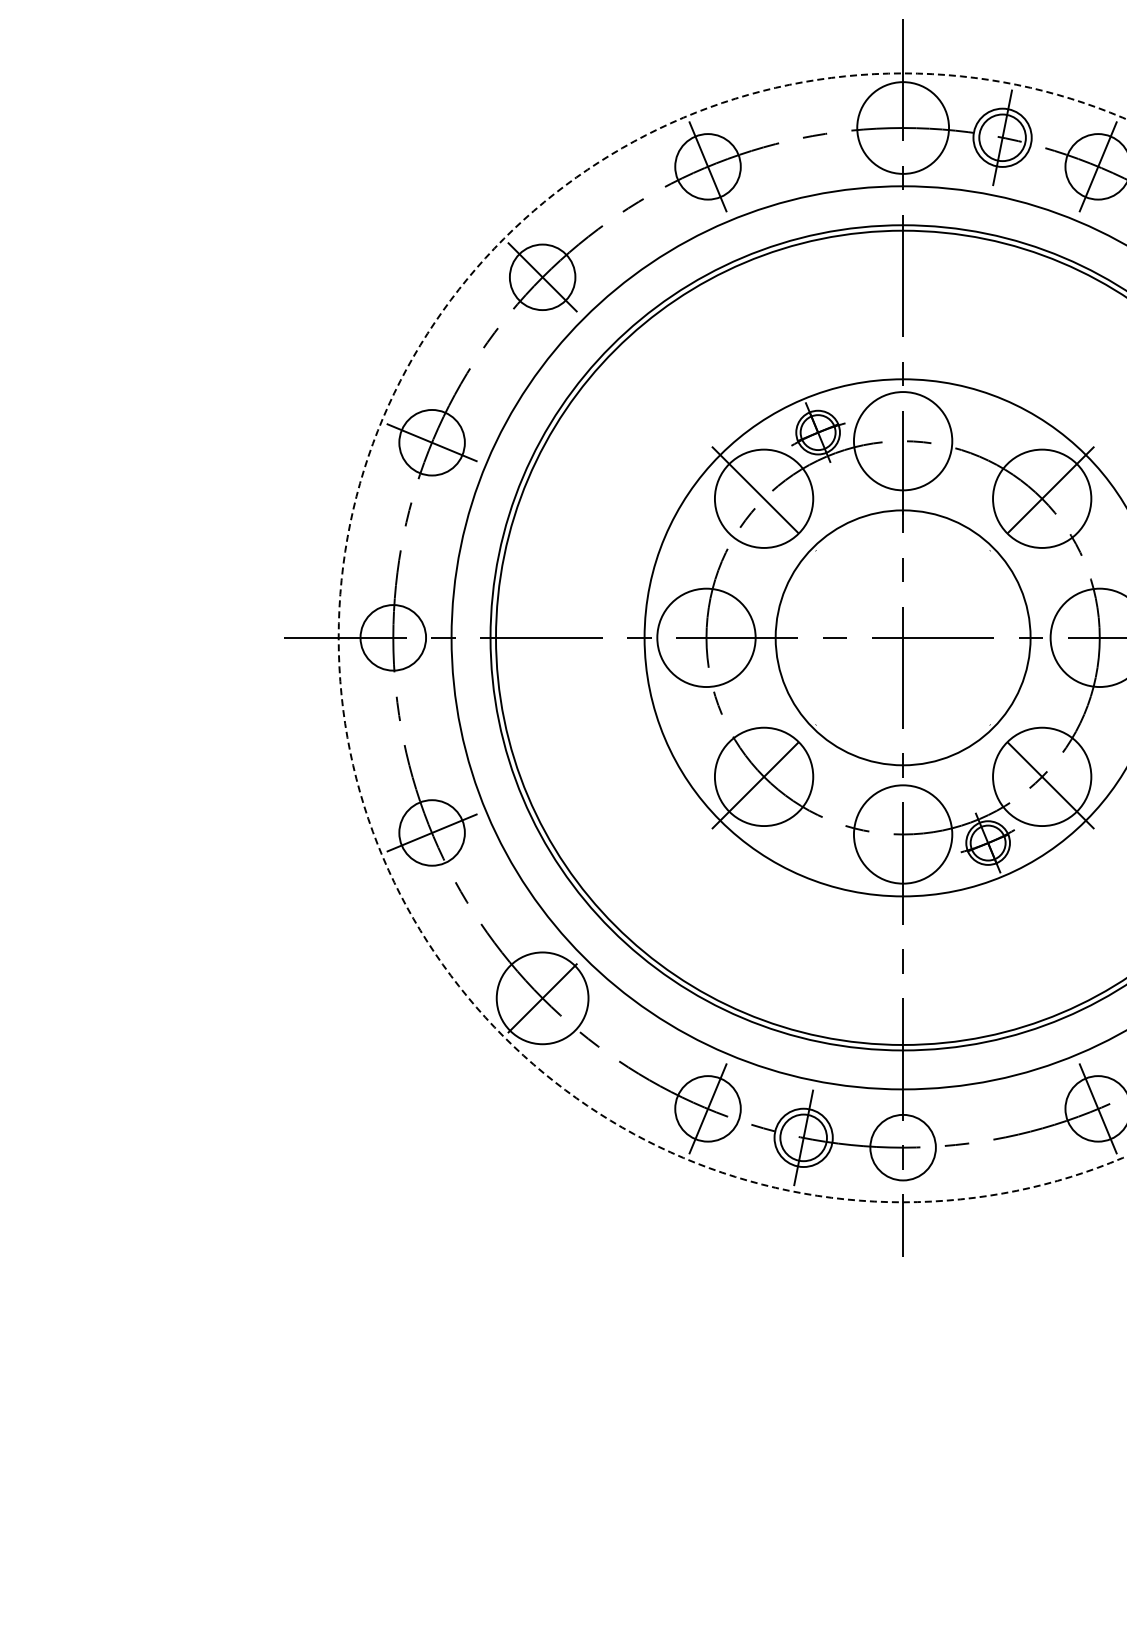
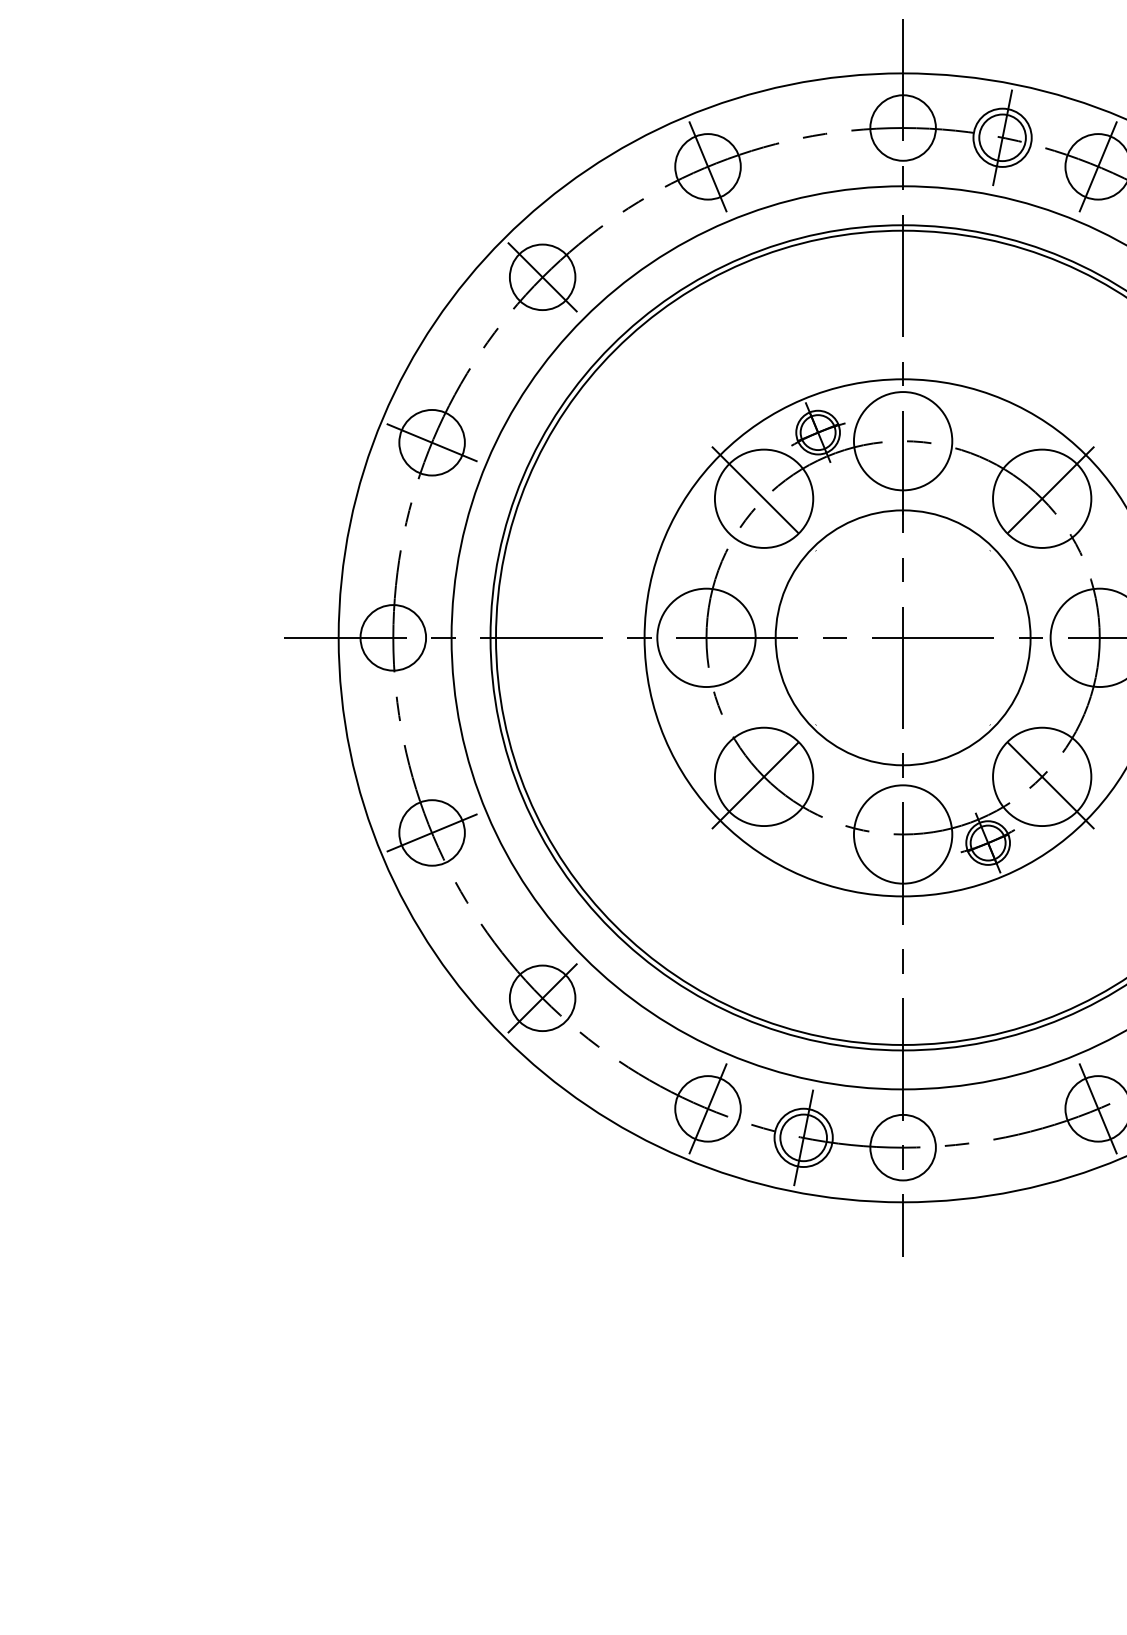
circle diameter: 92 px -> 66 px (902, 127)
circle: dashed -> solid (732, 637)
circle diameter: 92 px -> 66 px (542, 998)
